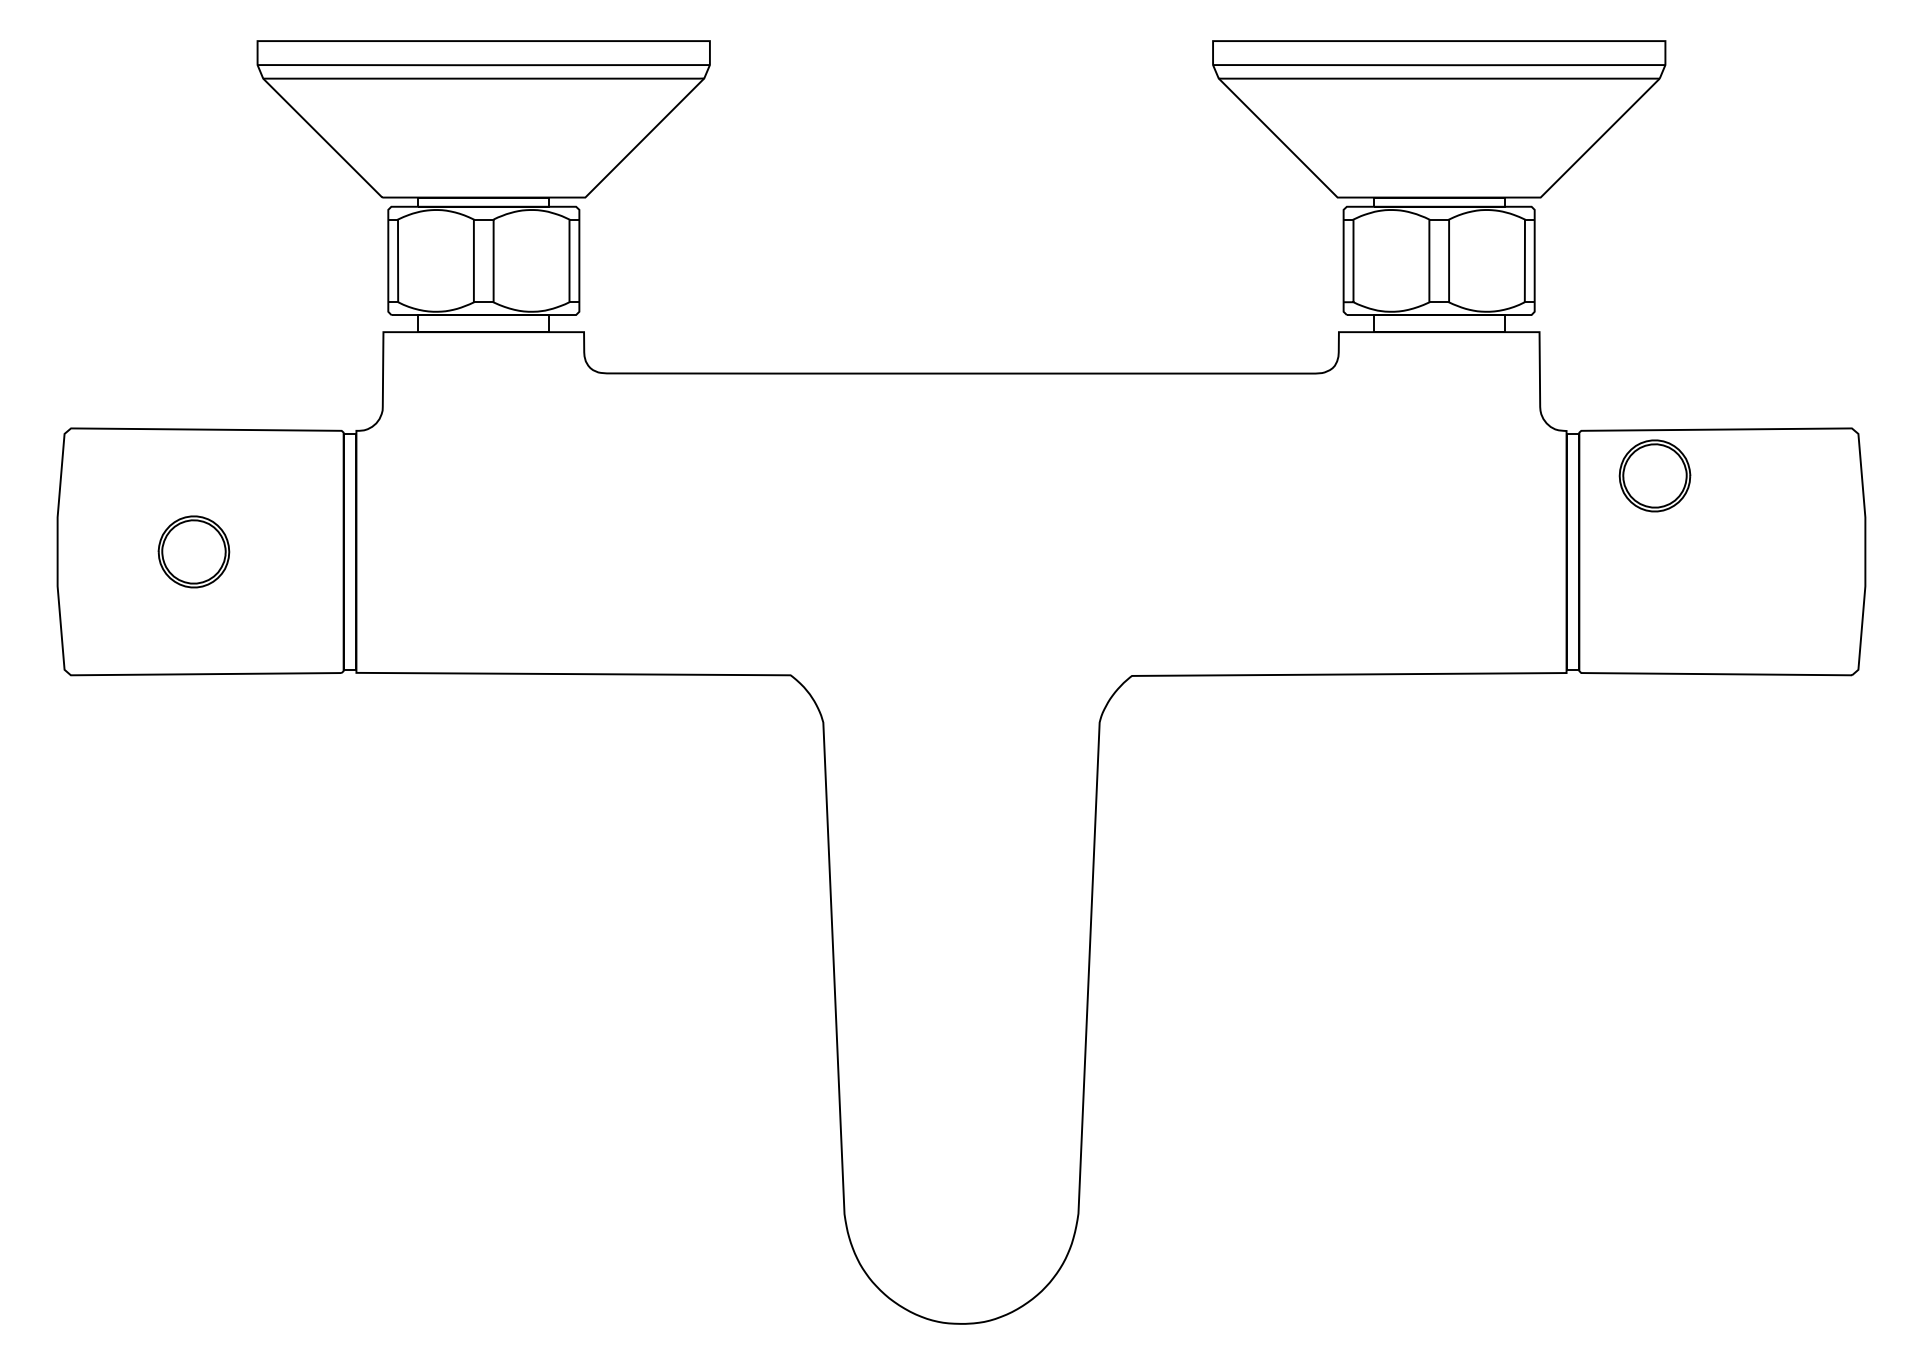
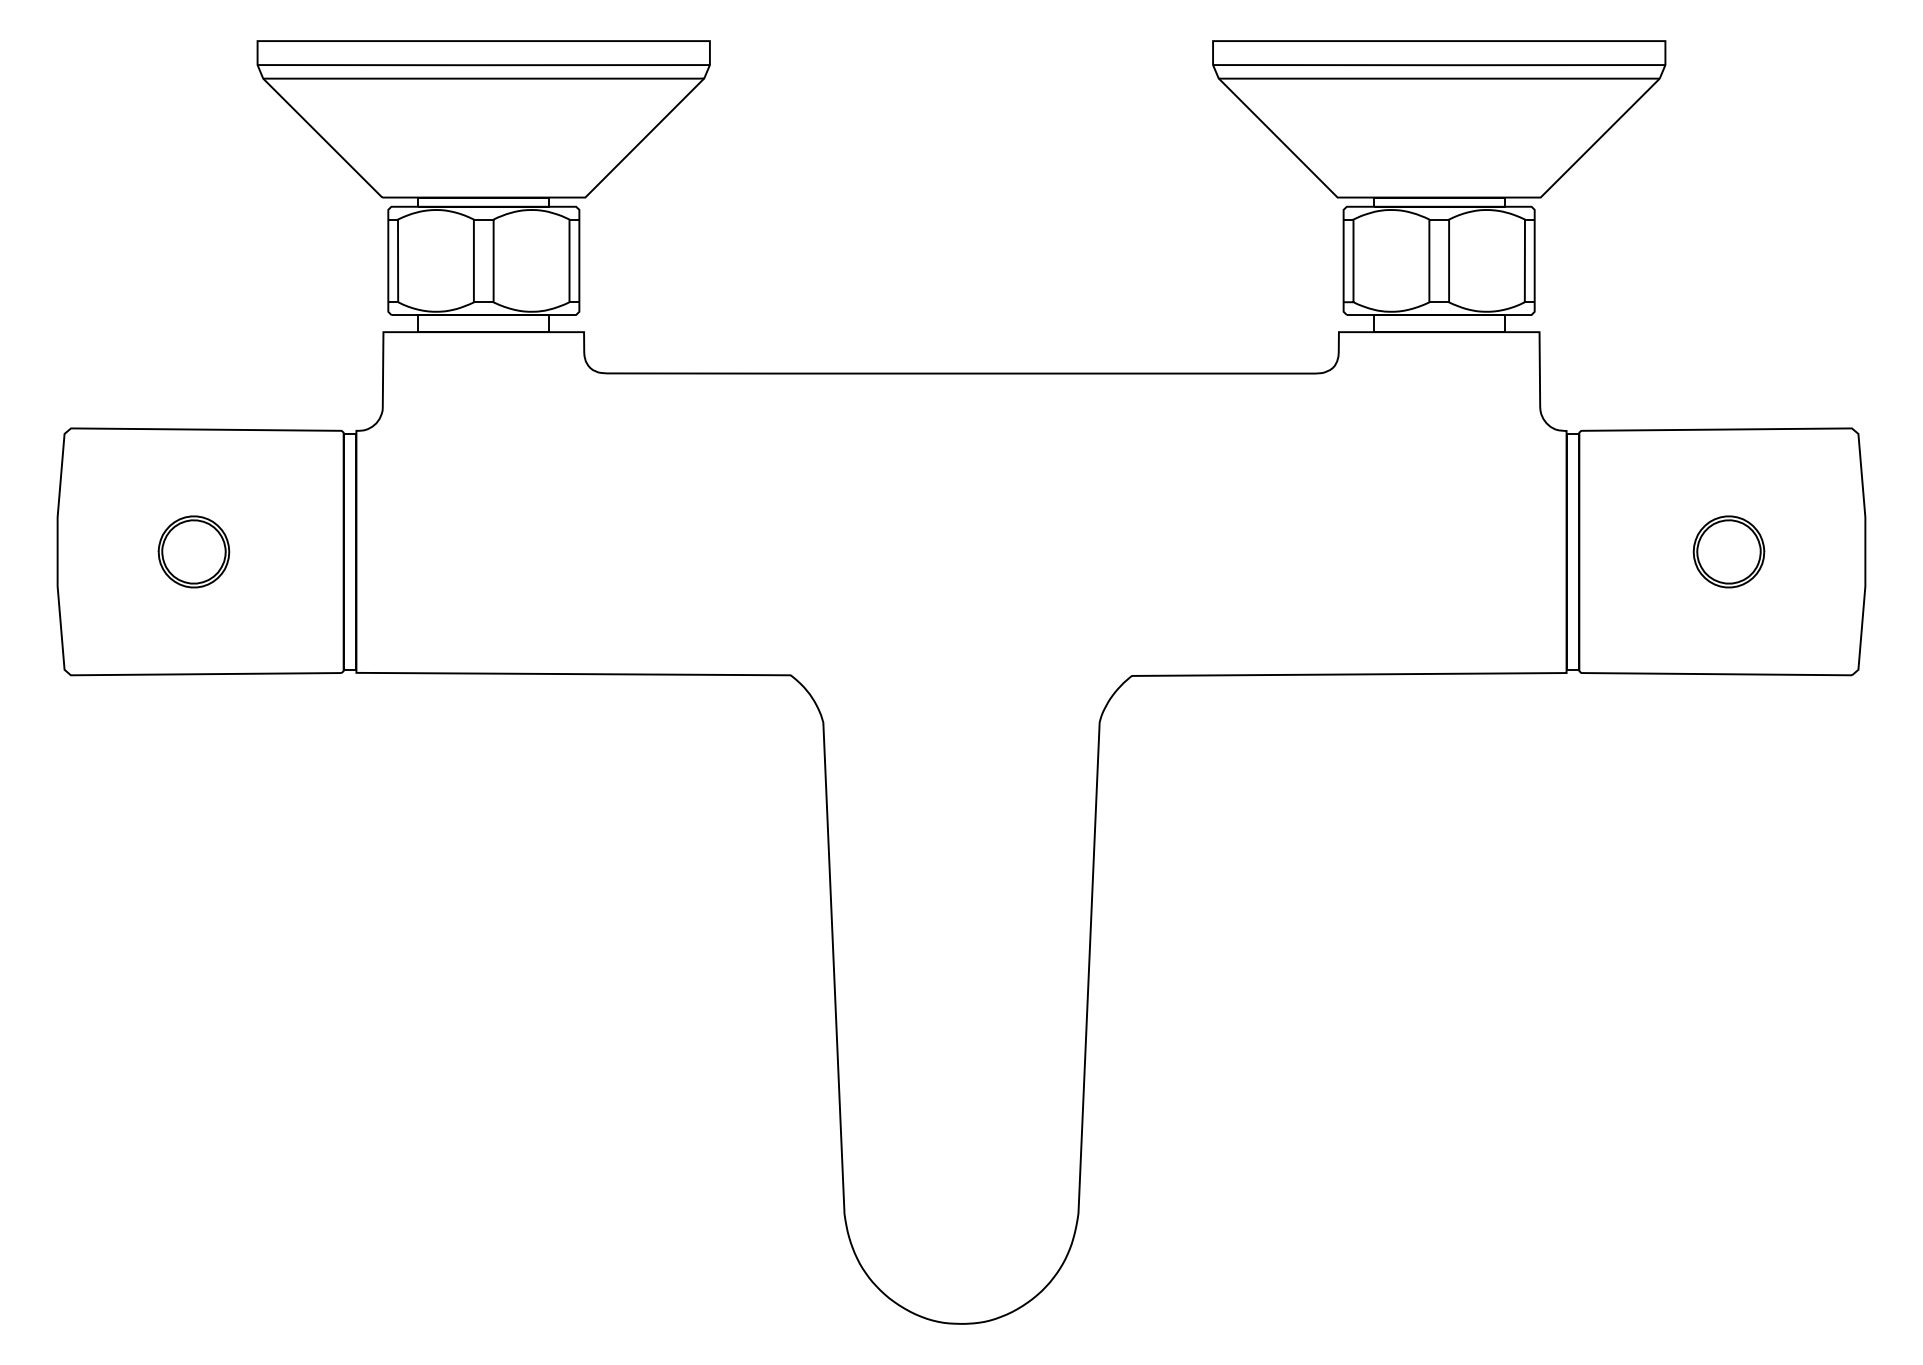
part position: (1654, 475) -> (1728, 551) (1728, 551)
